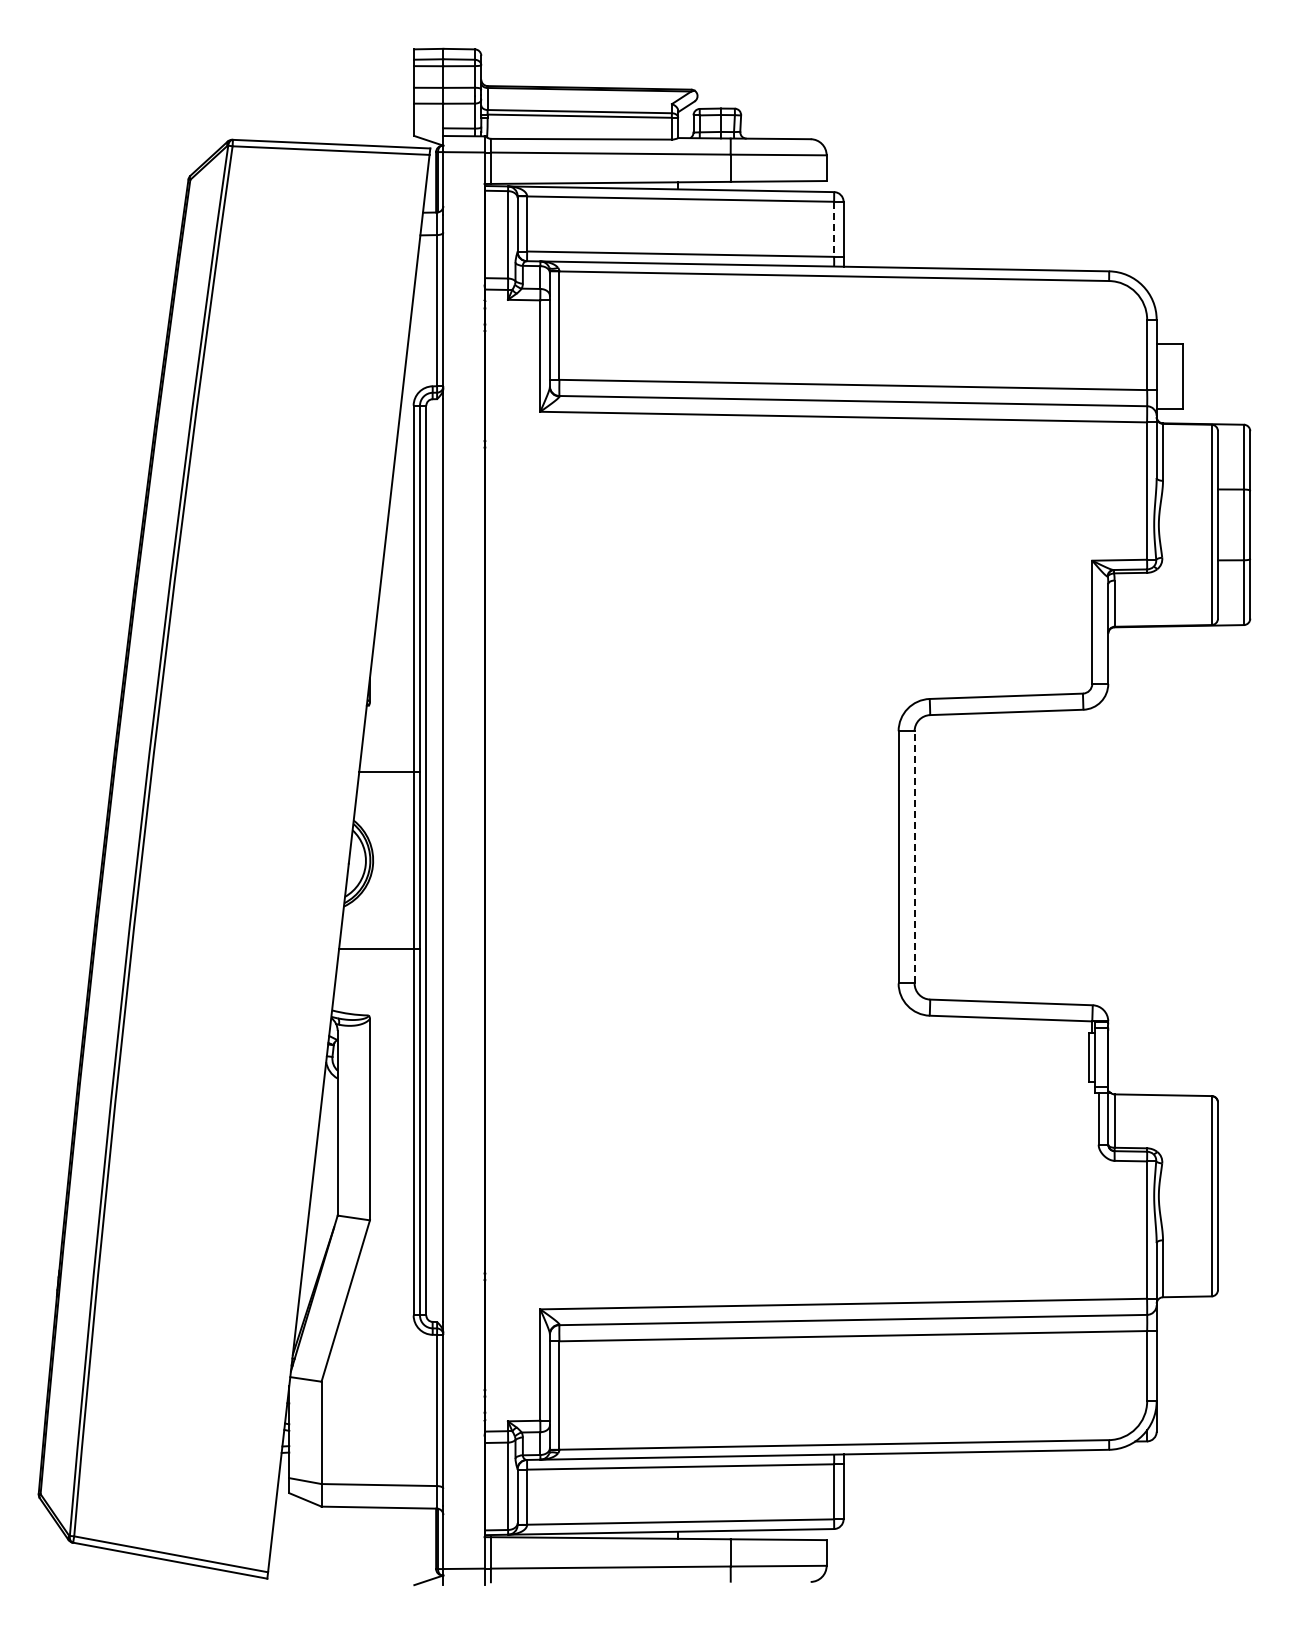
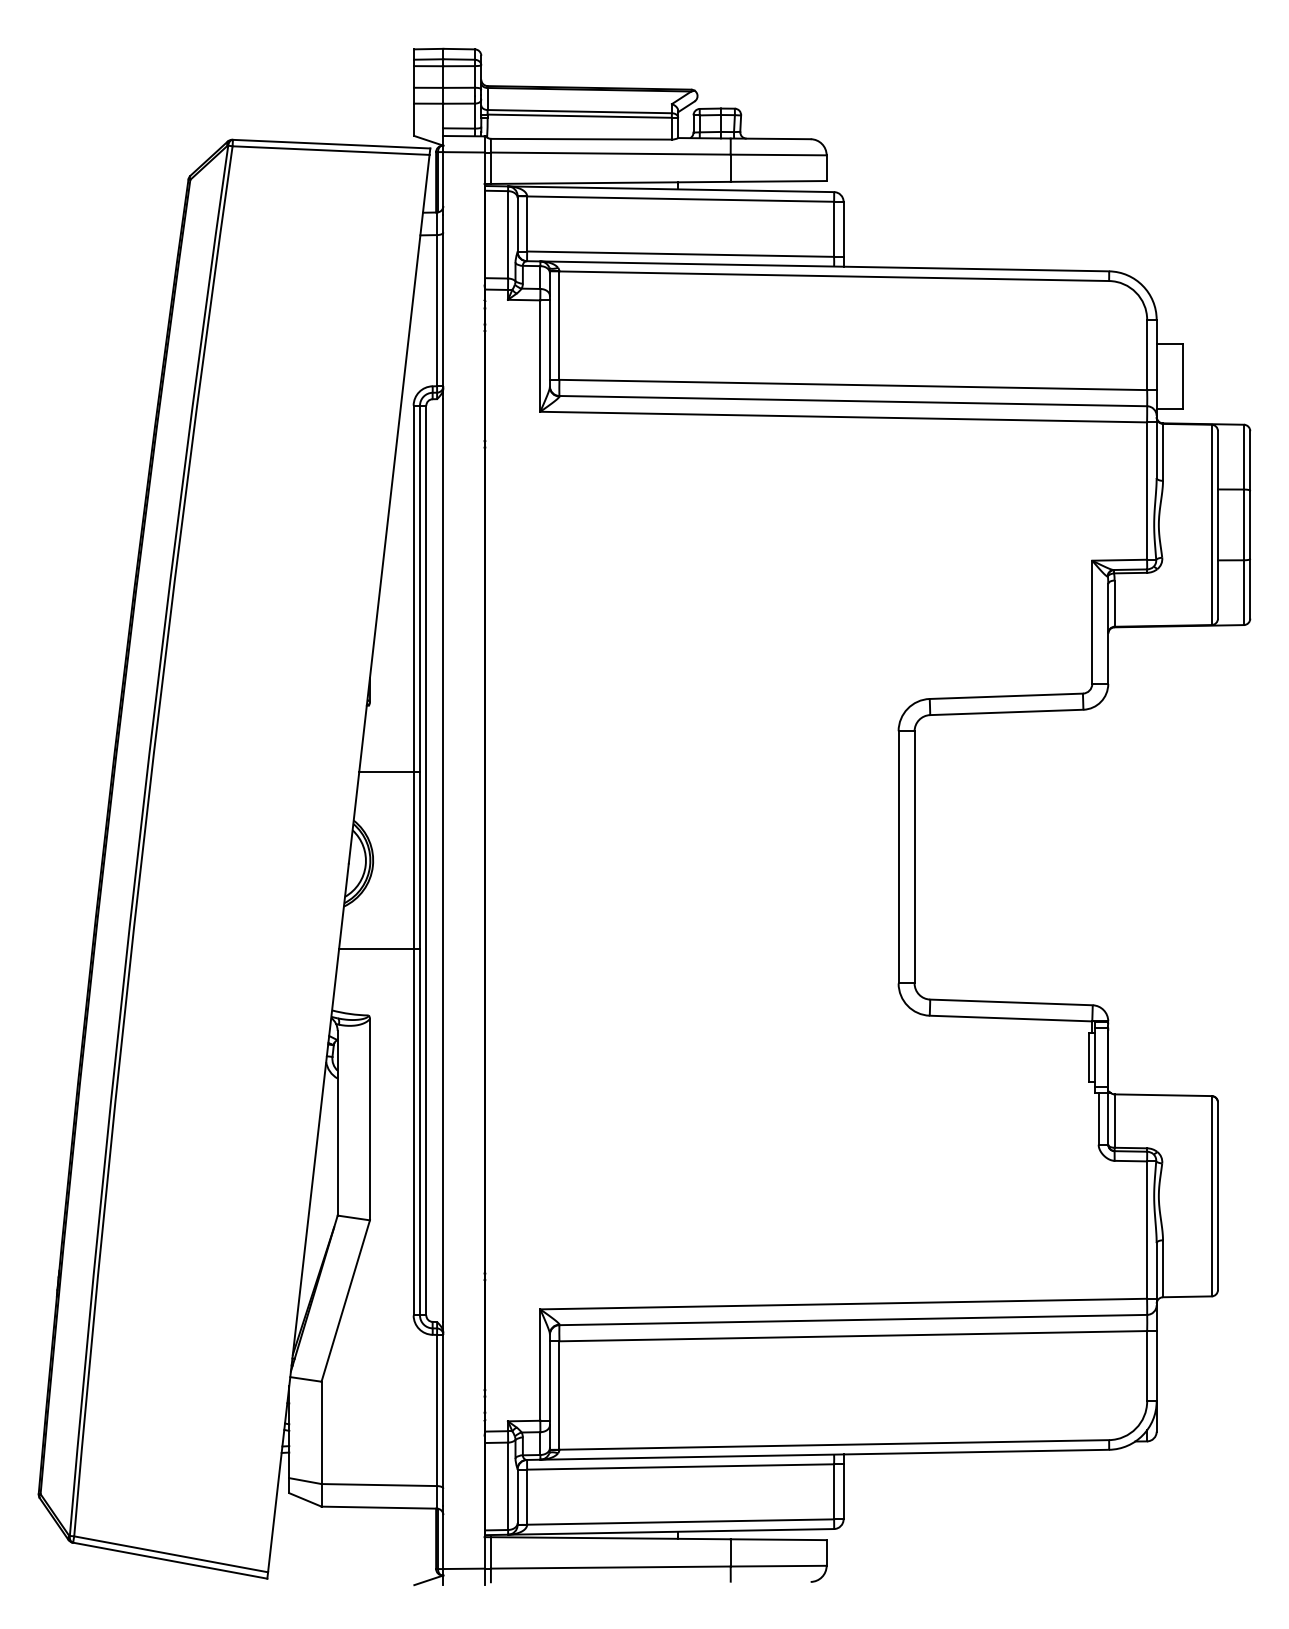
line: dashed -> solid (834, 229)
line: dashed -> solid (914, 856)
